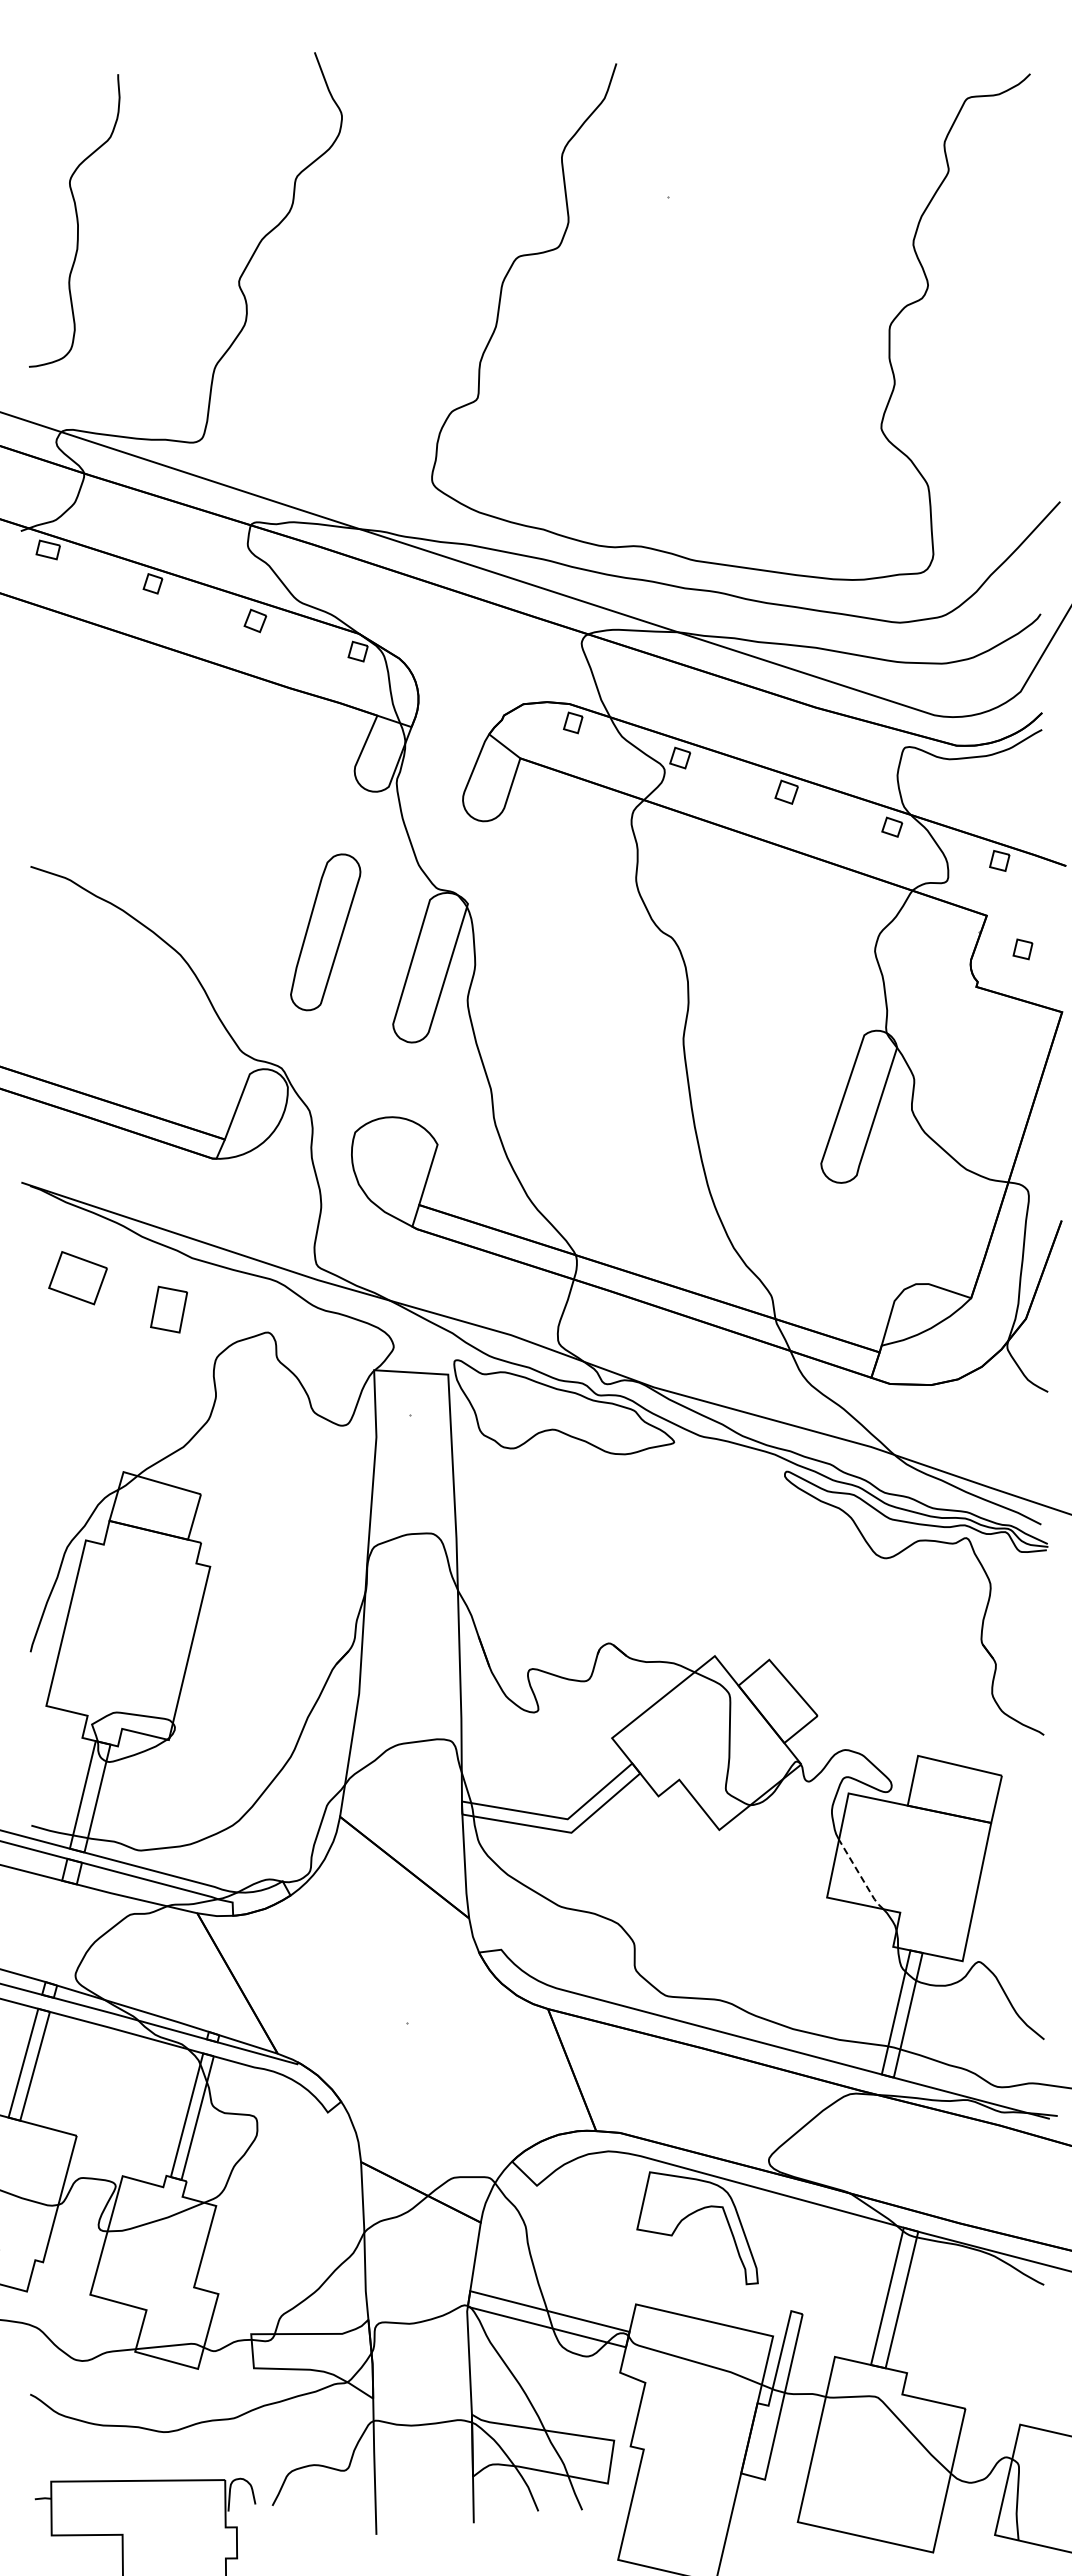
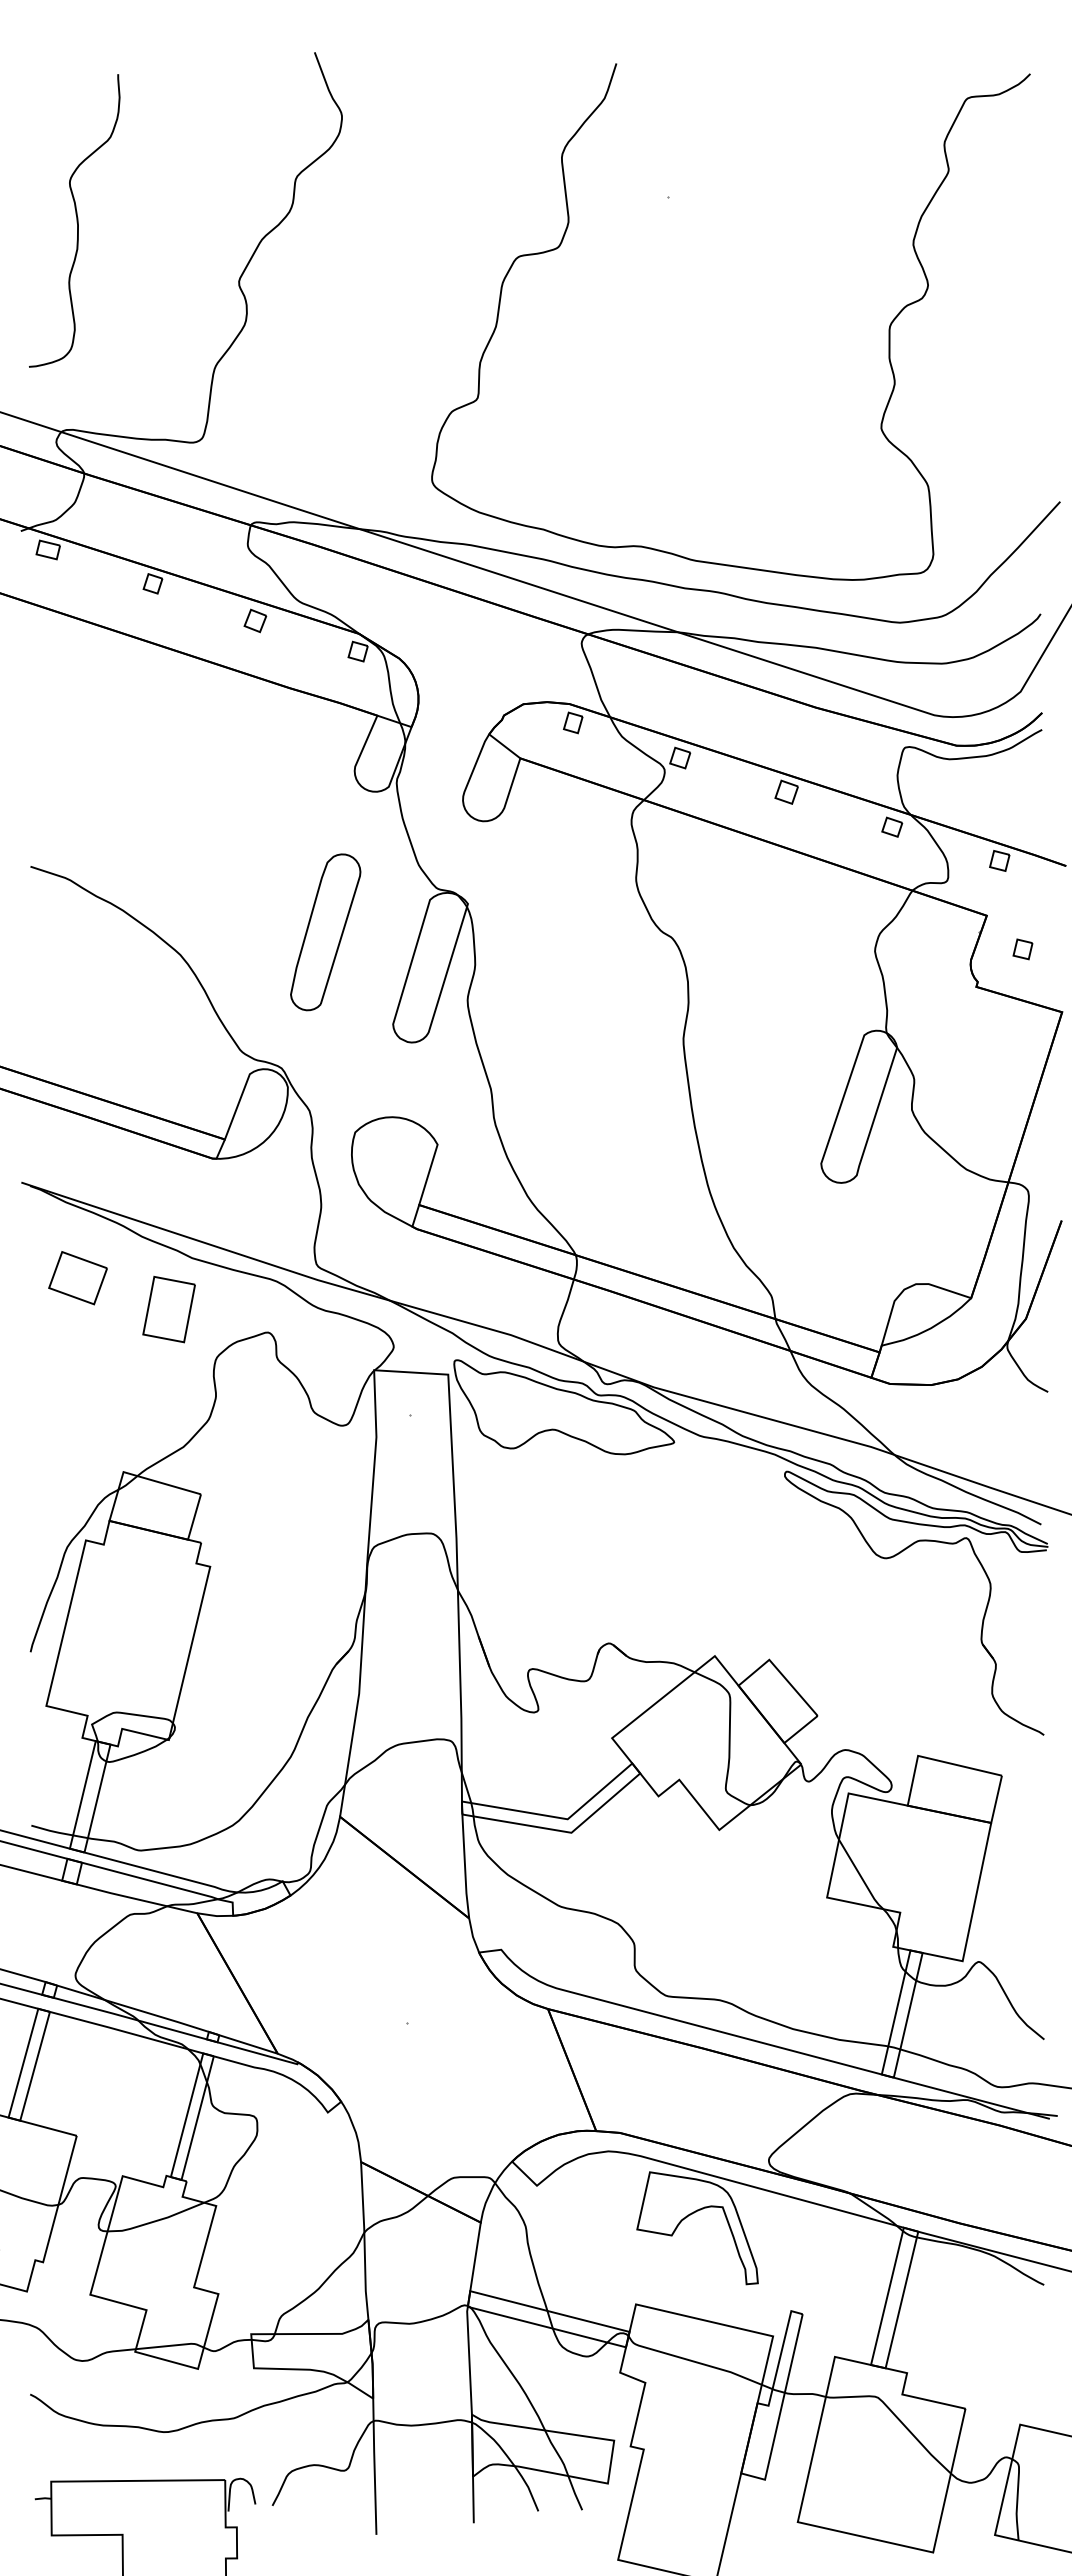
part size: 38x49 px -> 54x68 px (168, 1309)
line: dashed -> solid (860, 1876)
